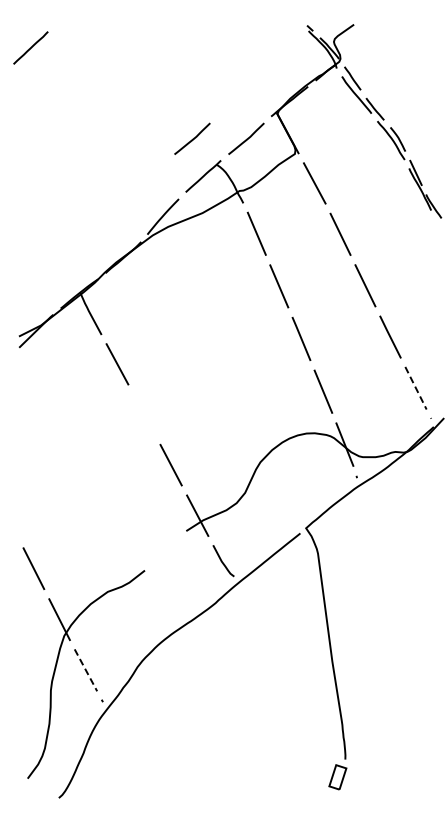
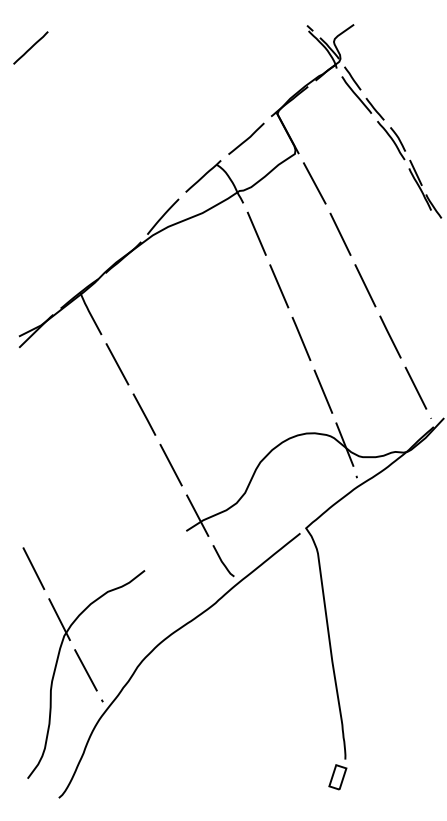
line: present -> none (192, 138)
line: dashed -> solid (415, 388)
line: none -> present (144, 414)
line: dashed -> solid (85, 670)
